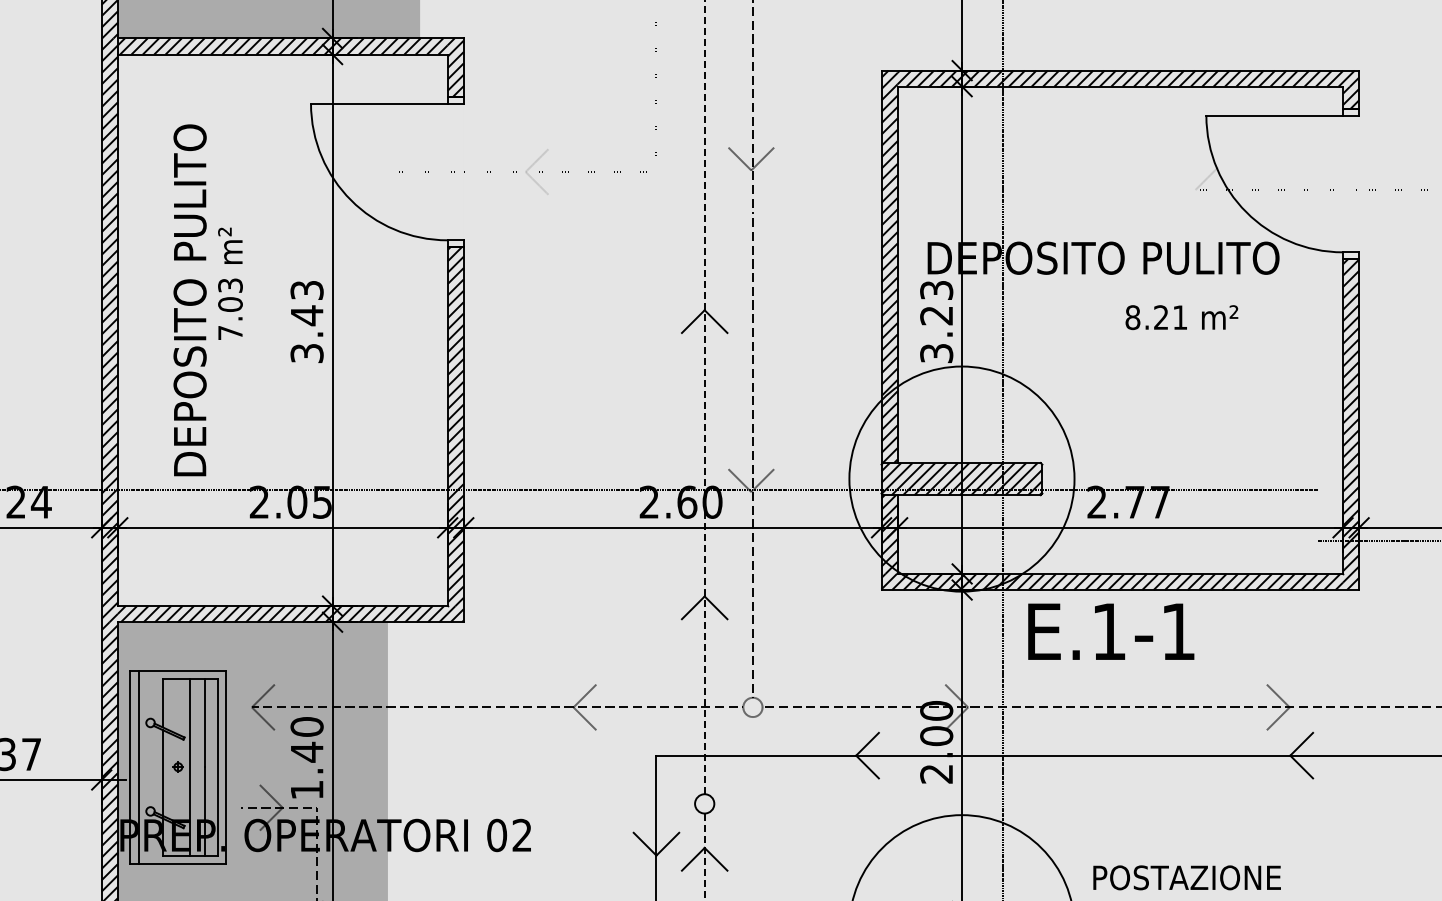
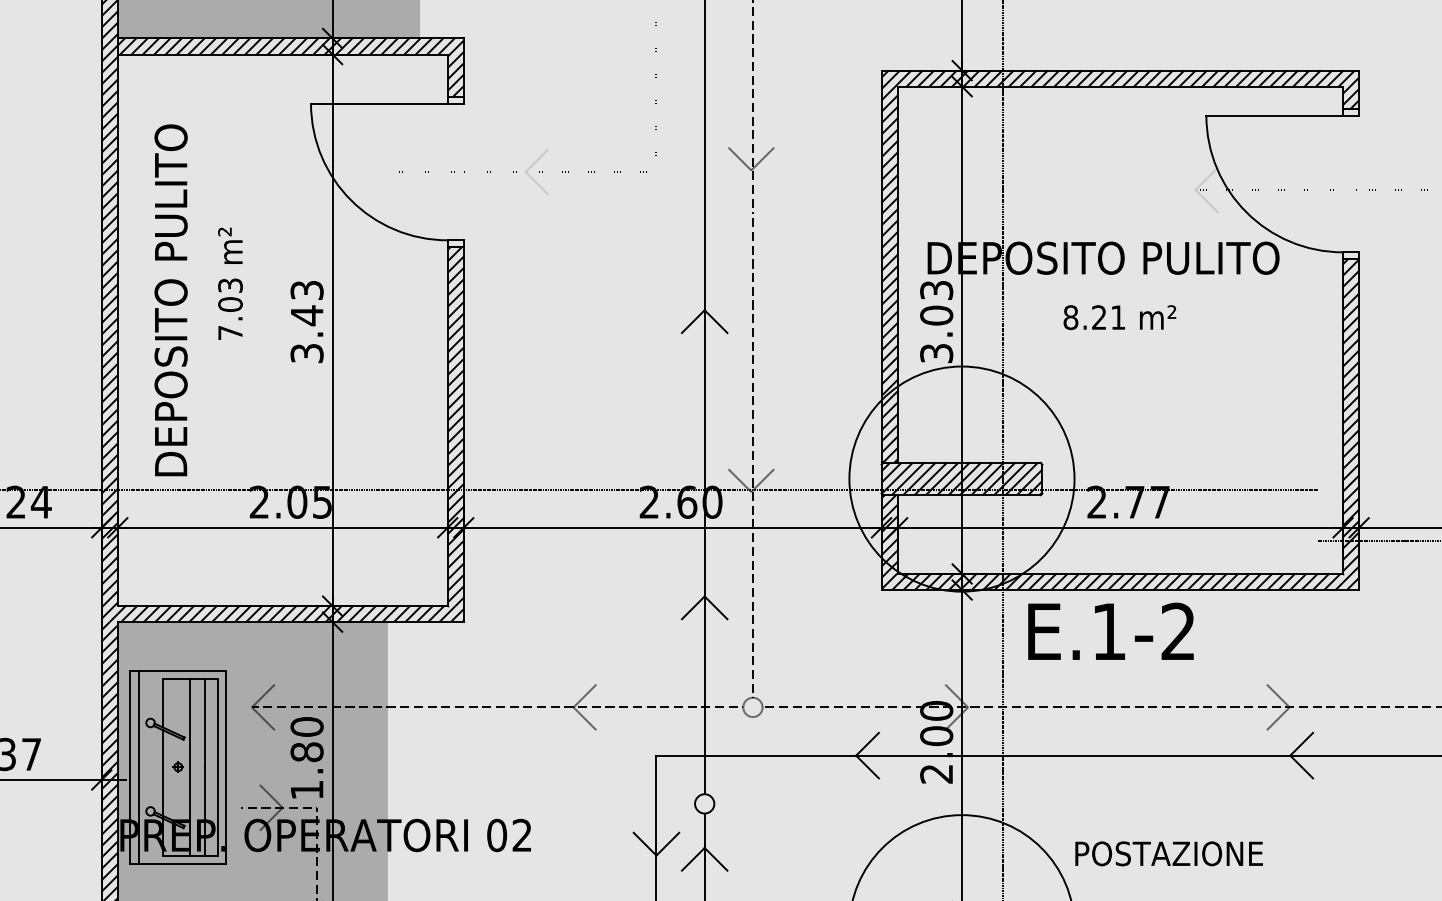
line: none -> present (1206, 201)
text position: (189, 300) -> (170, 300) (170, 300)
text: 3.23 -> 3.03 (936, 315)
text position: (1181, 317) -> (1119, 317) (1119, 317)
line: dashed -> solid (704, 396)
text: E.1-1 -> E.1-2 (1177, 630)
text: 1.40 -> 1.80 (306, 751)
line: dashed -> solid (704, 857)
text position: (1186, 877) -> (1168, 853) (1168, 853)
